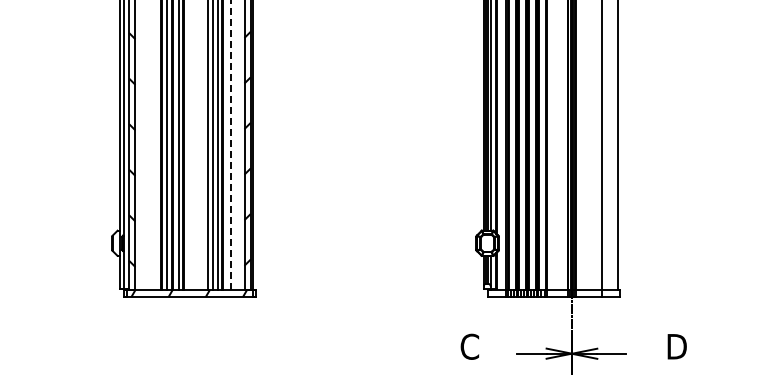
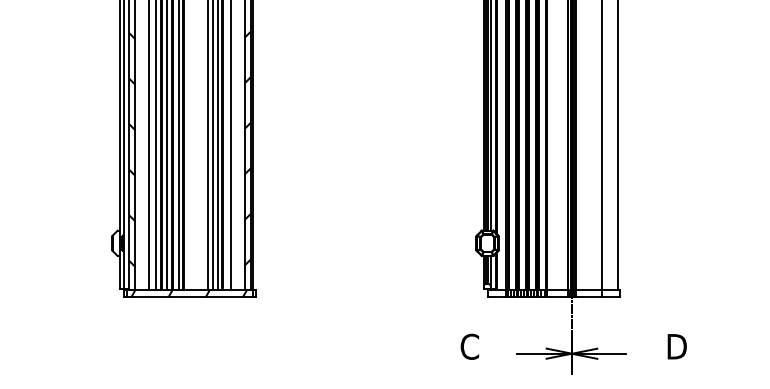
line: dashed -> solid (231, 144)
line: none -> present (148, 145)
line: none -> present (155, 145)
